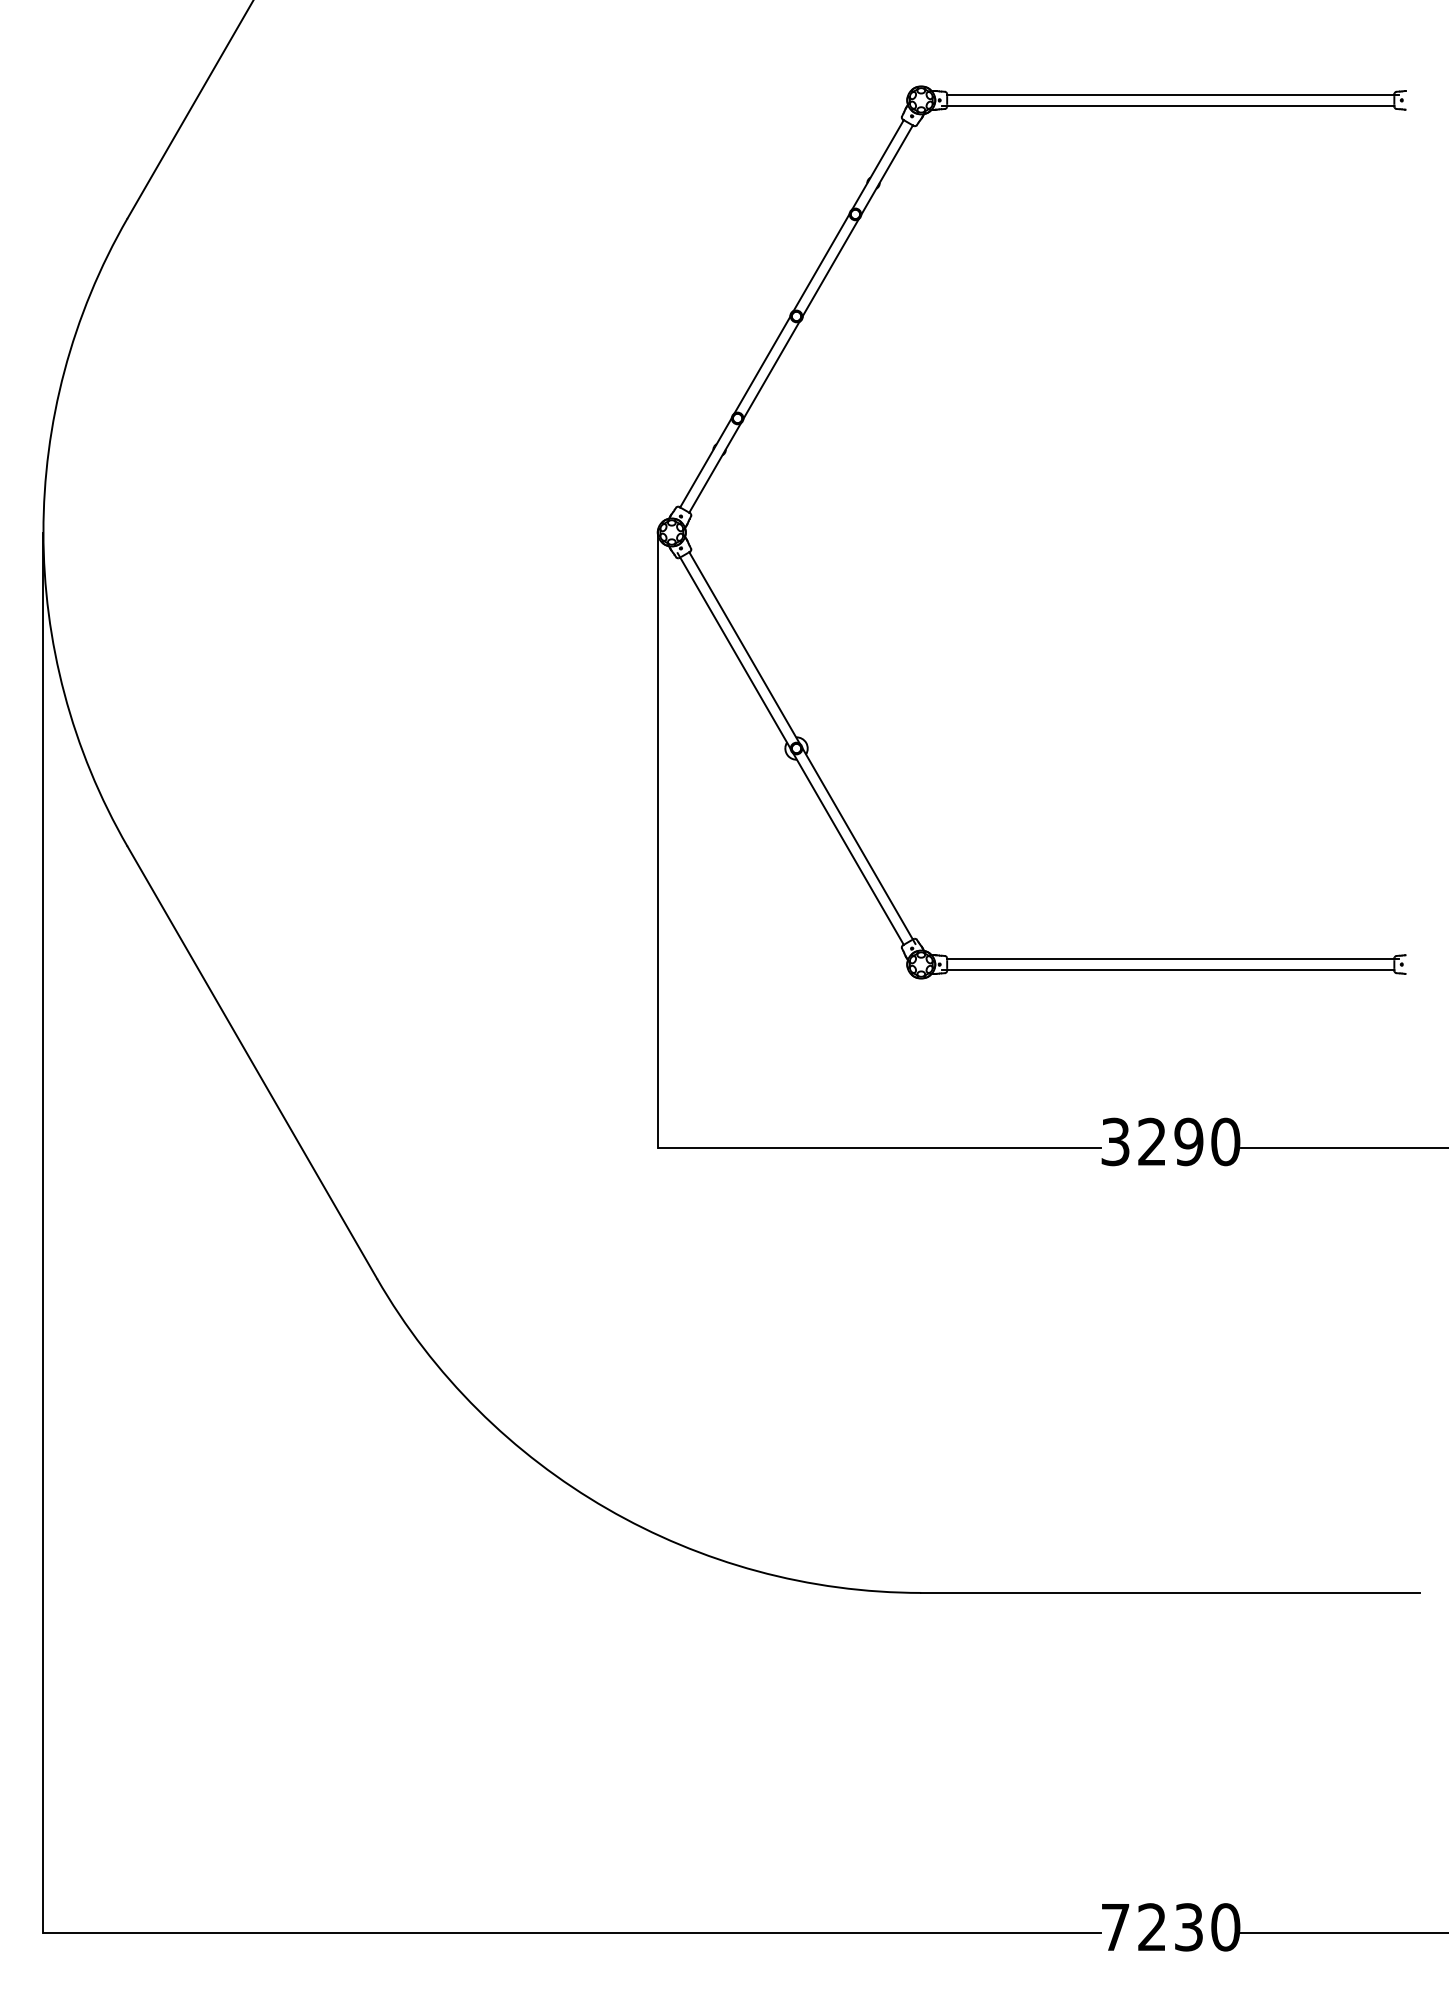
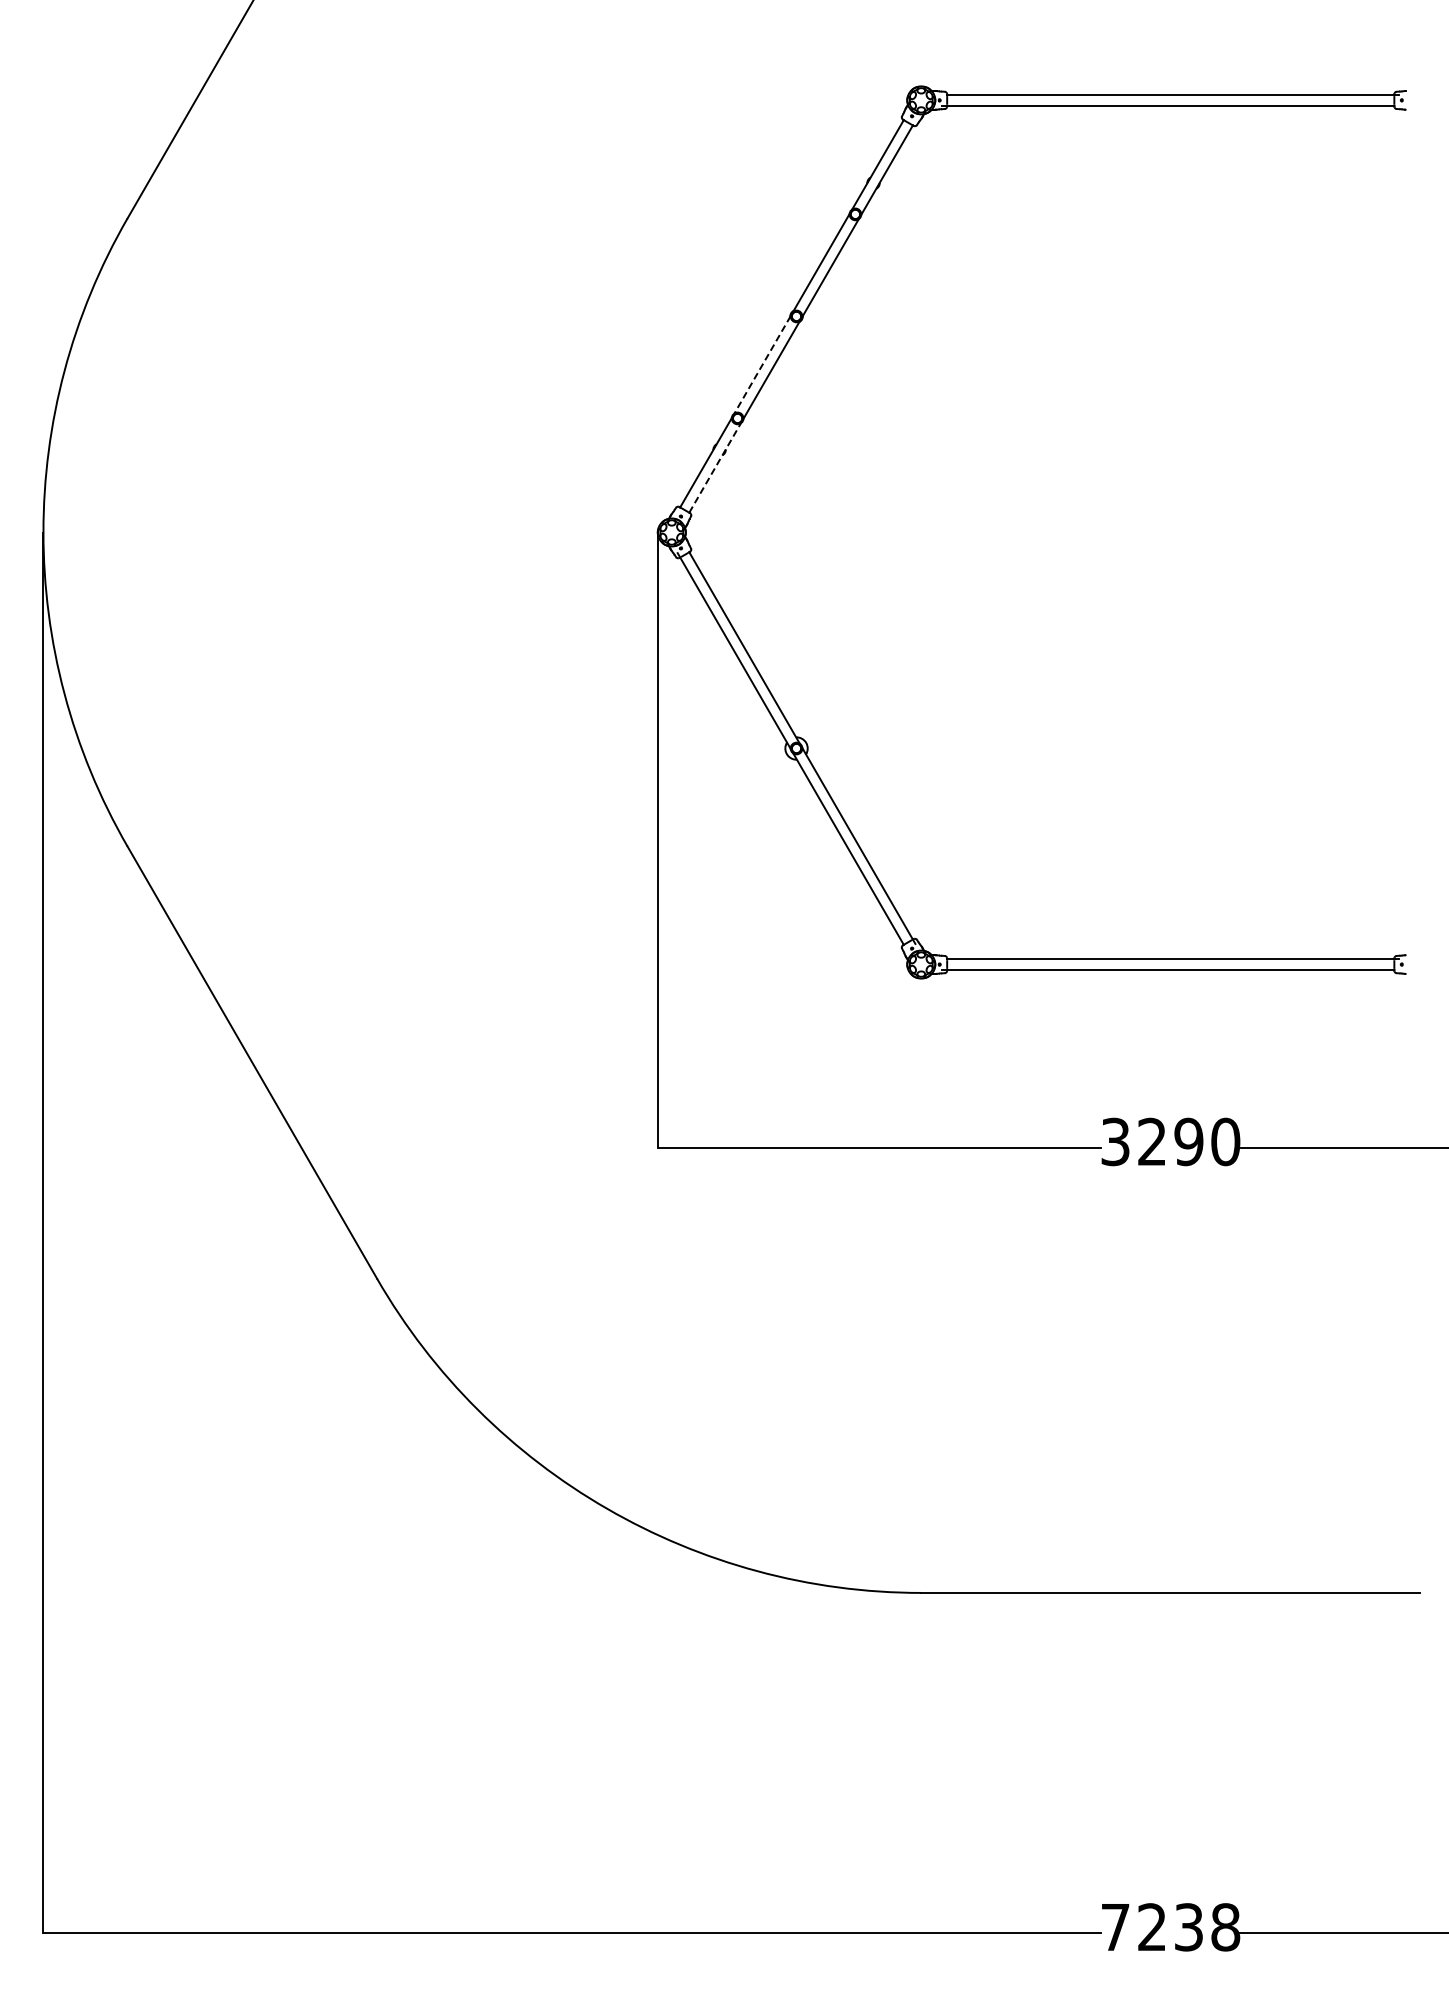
line: solid -> dashed (762, 365)
line: solid -> dashed (715, 468)
text: 7230 -> 7238 (1225, 1927)
